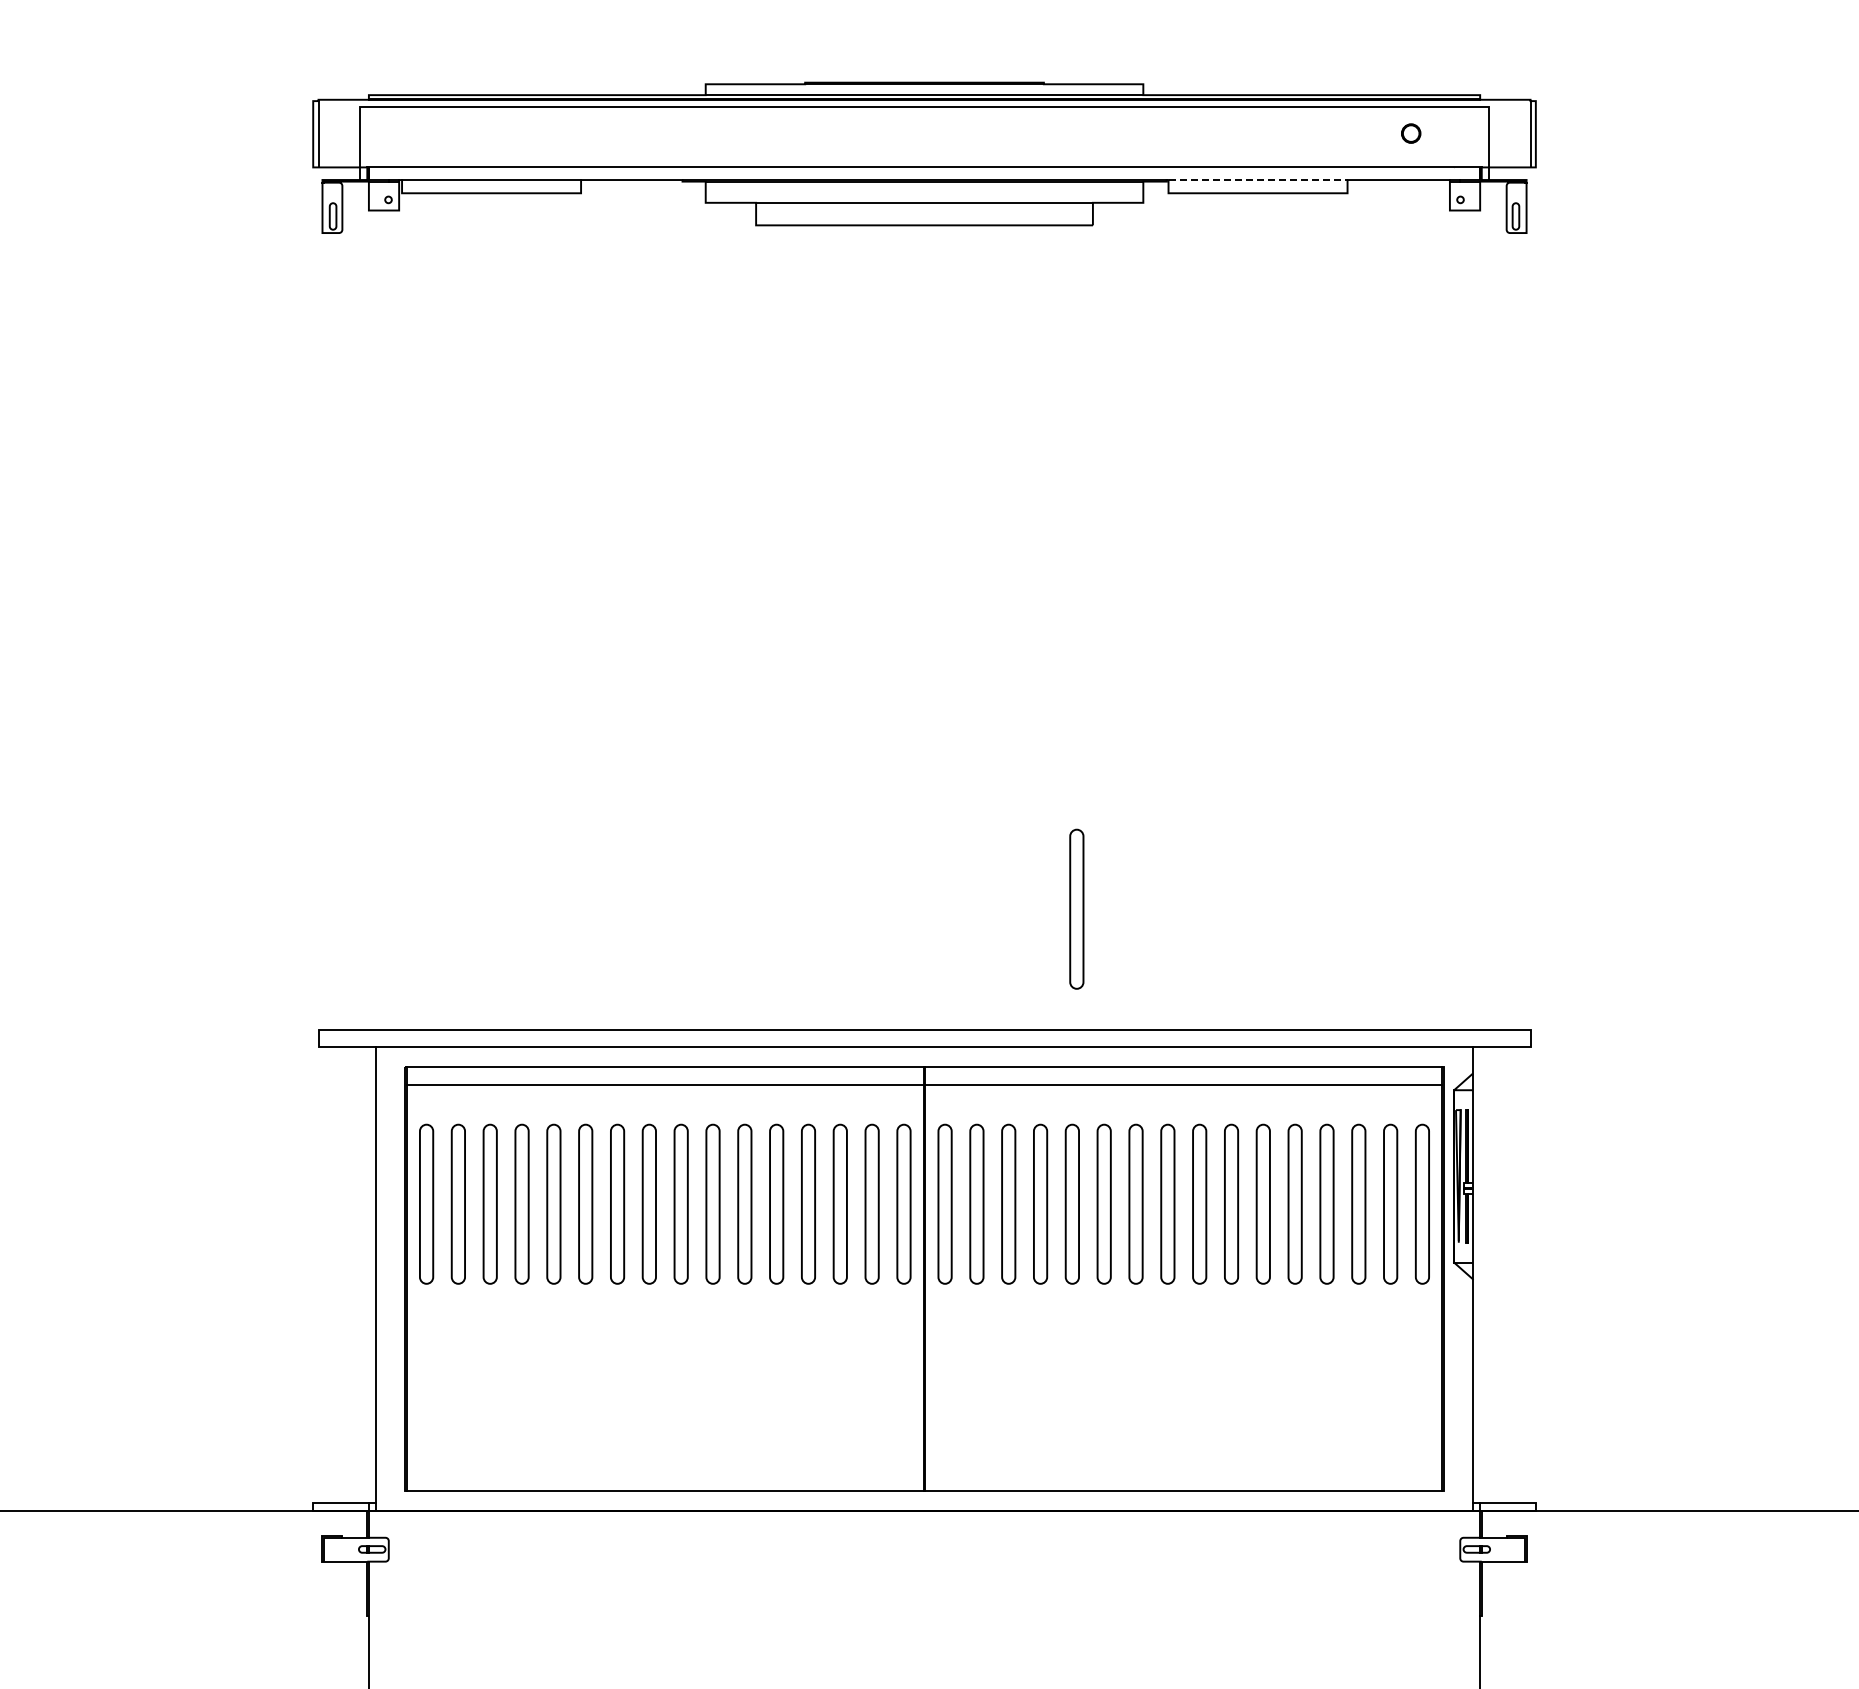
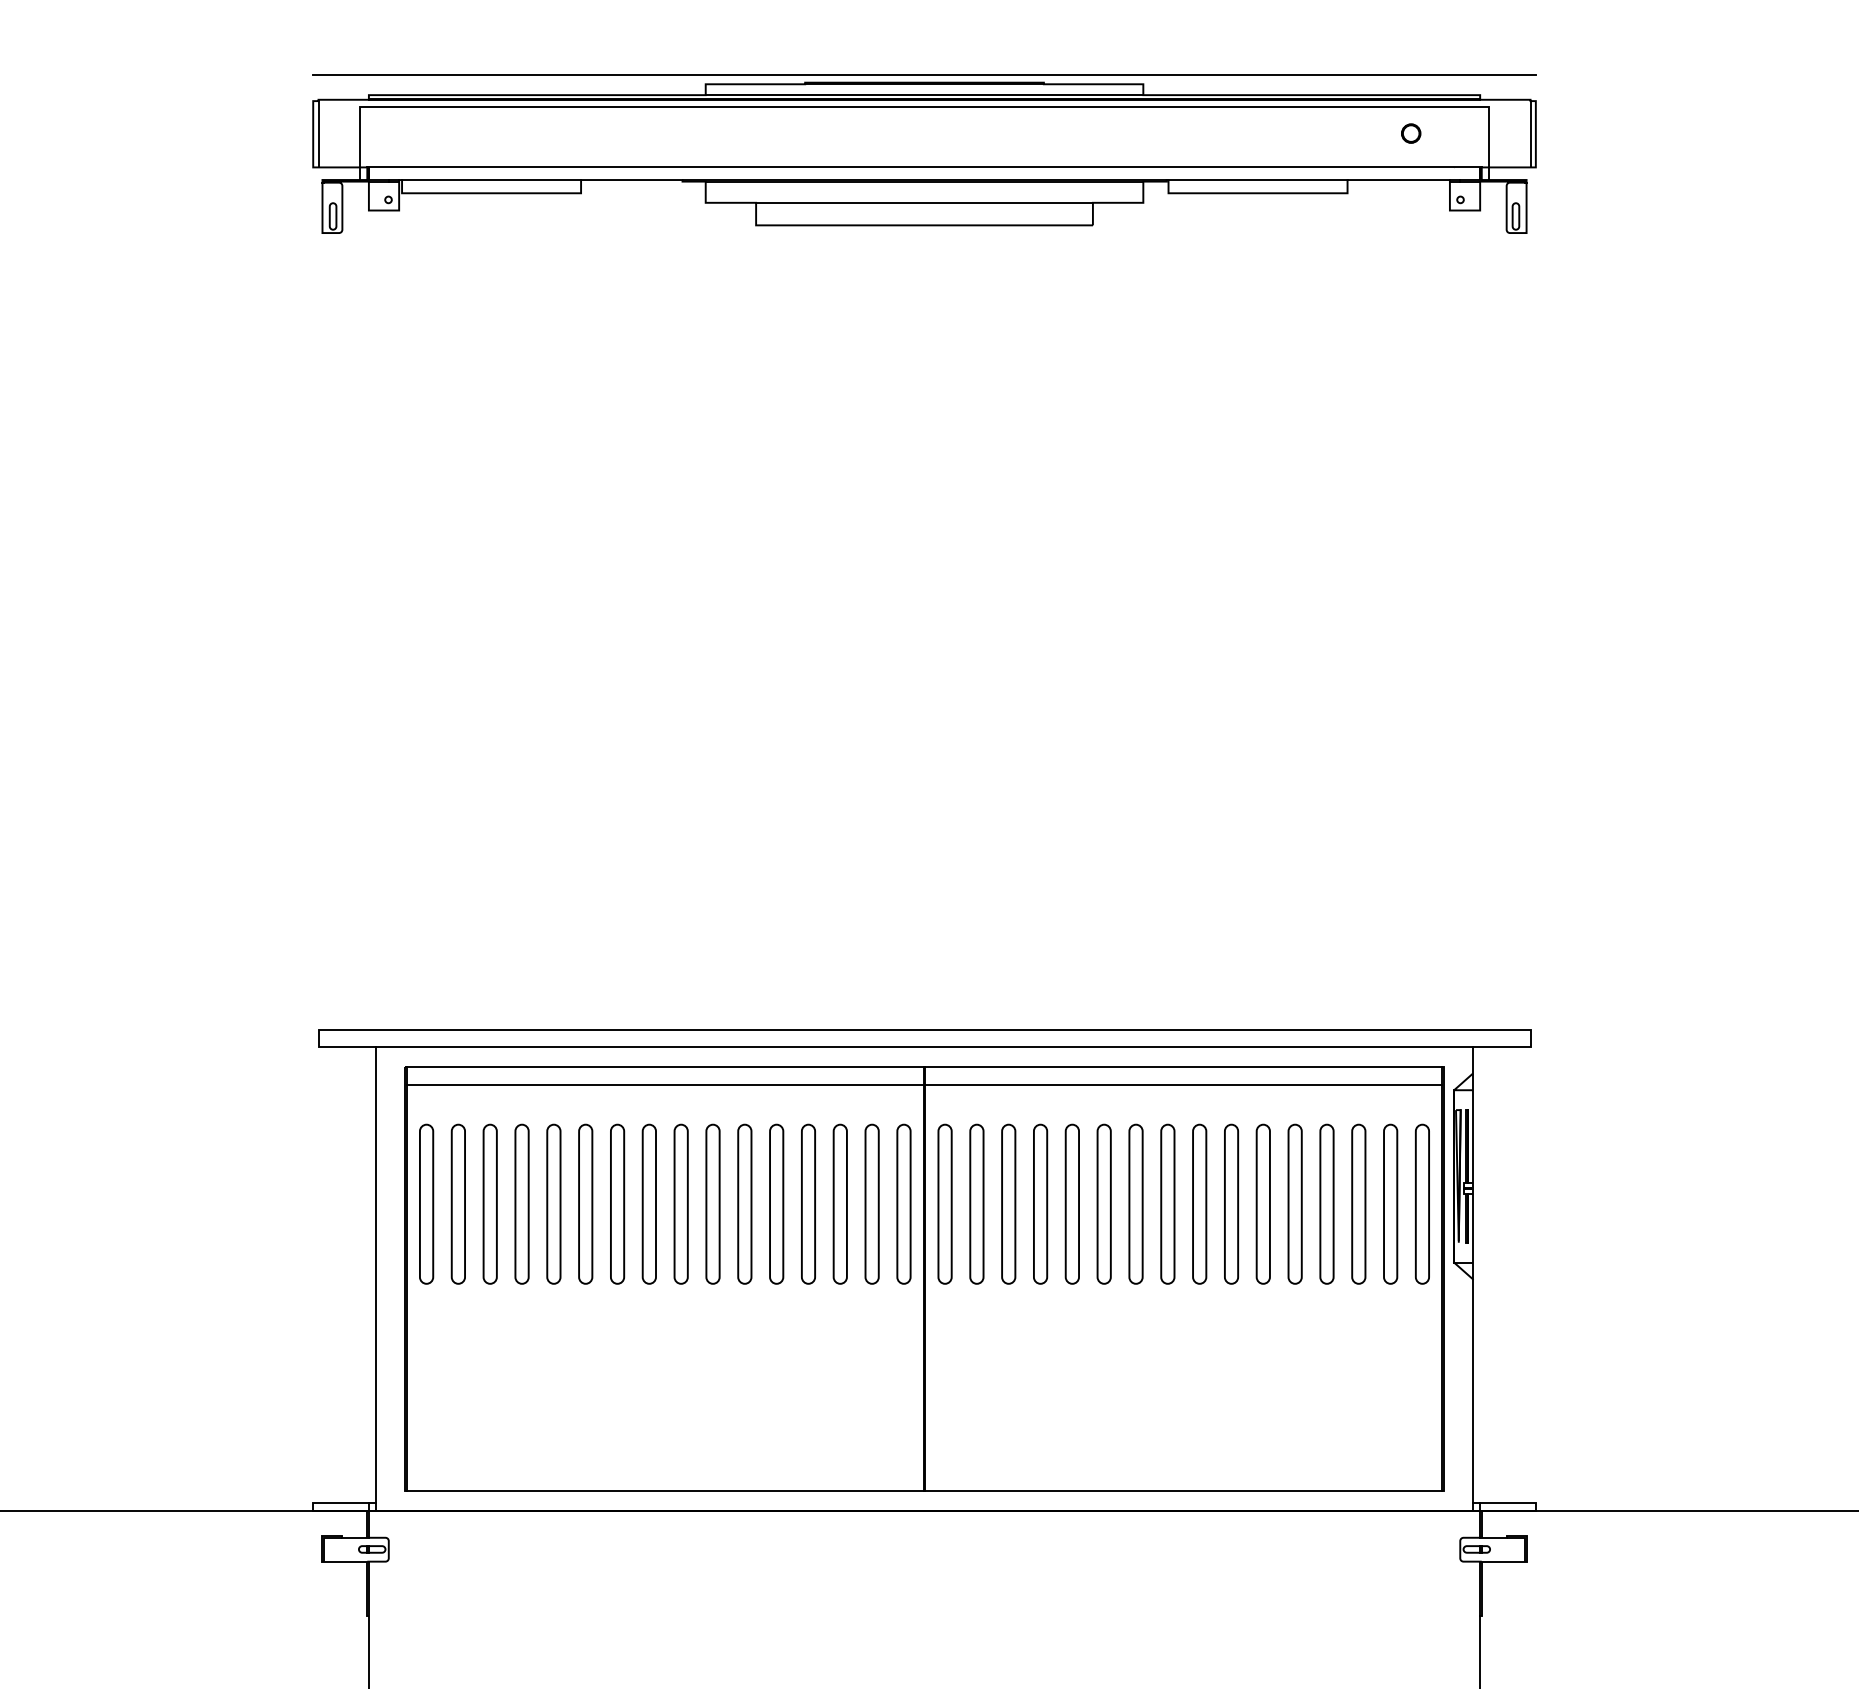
line: none -> present (924, 75)
line: dashed -> solid (1258, 180)
part: present -> none (1076, 908)
